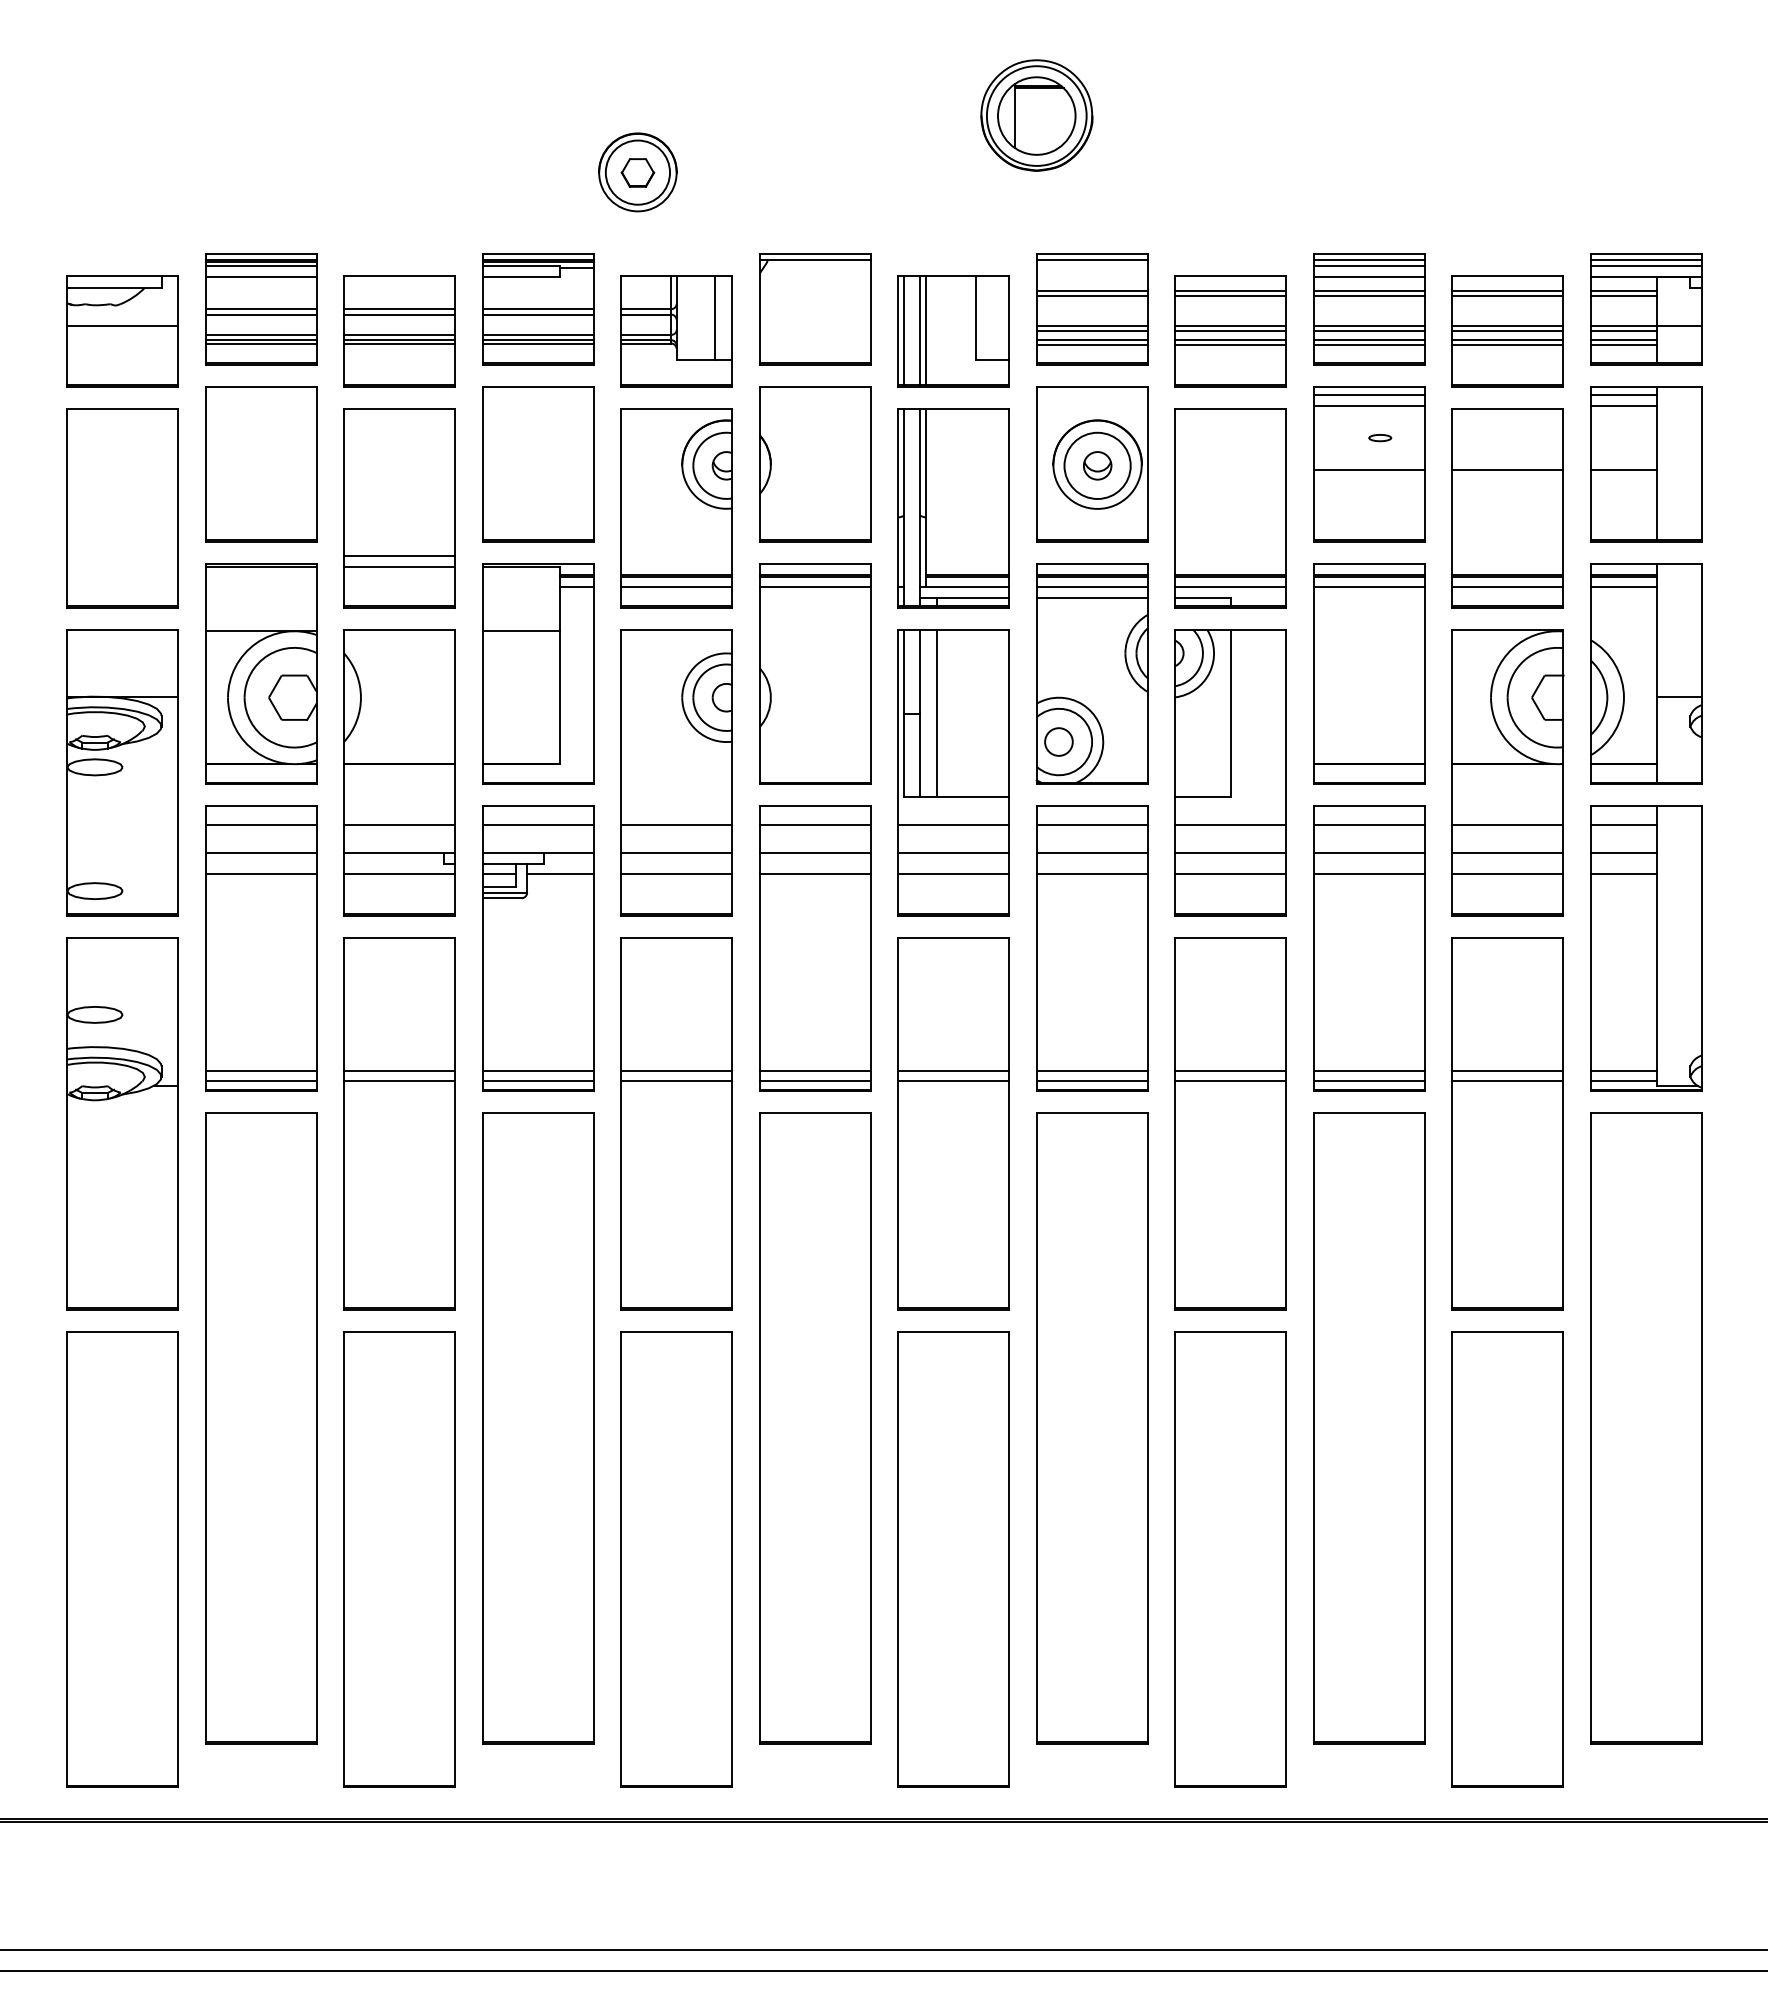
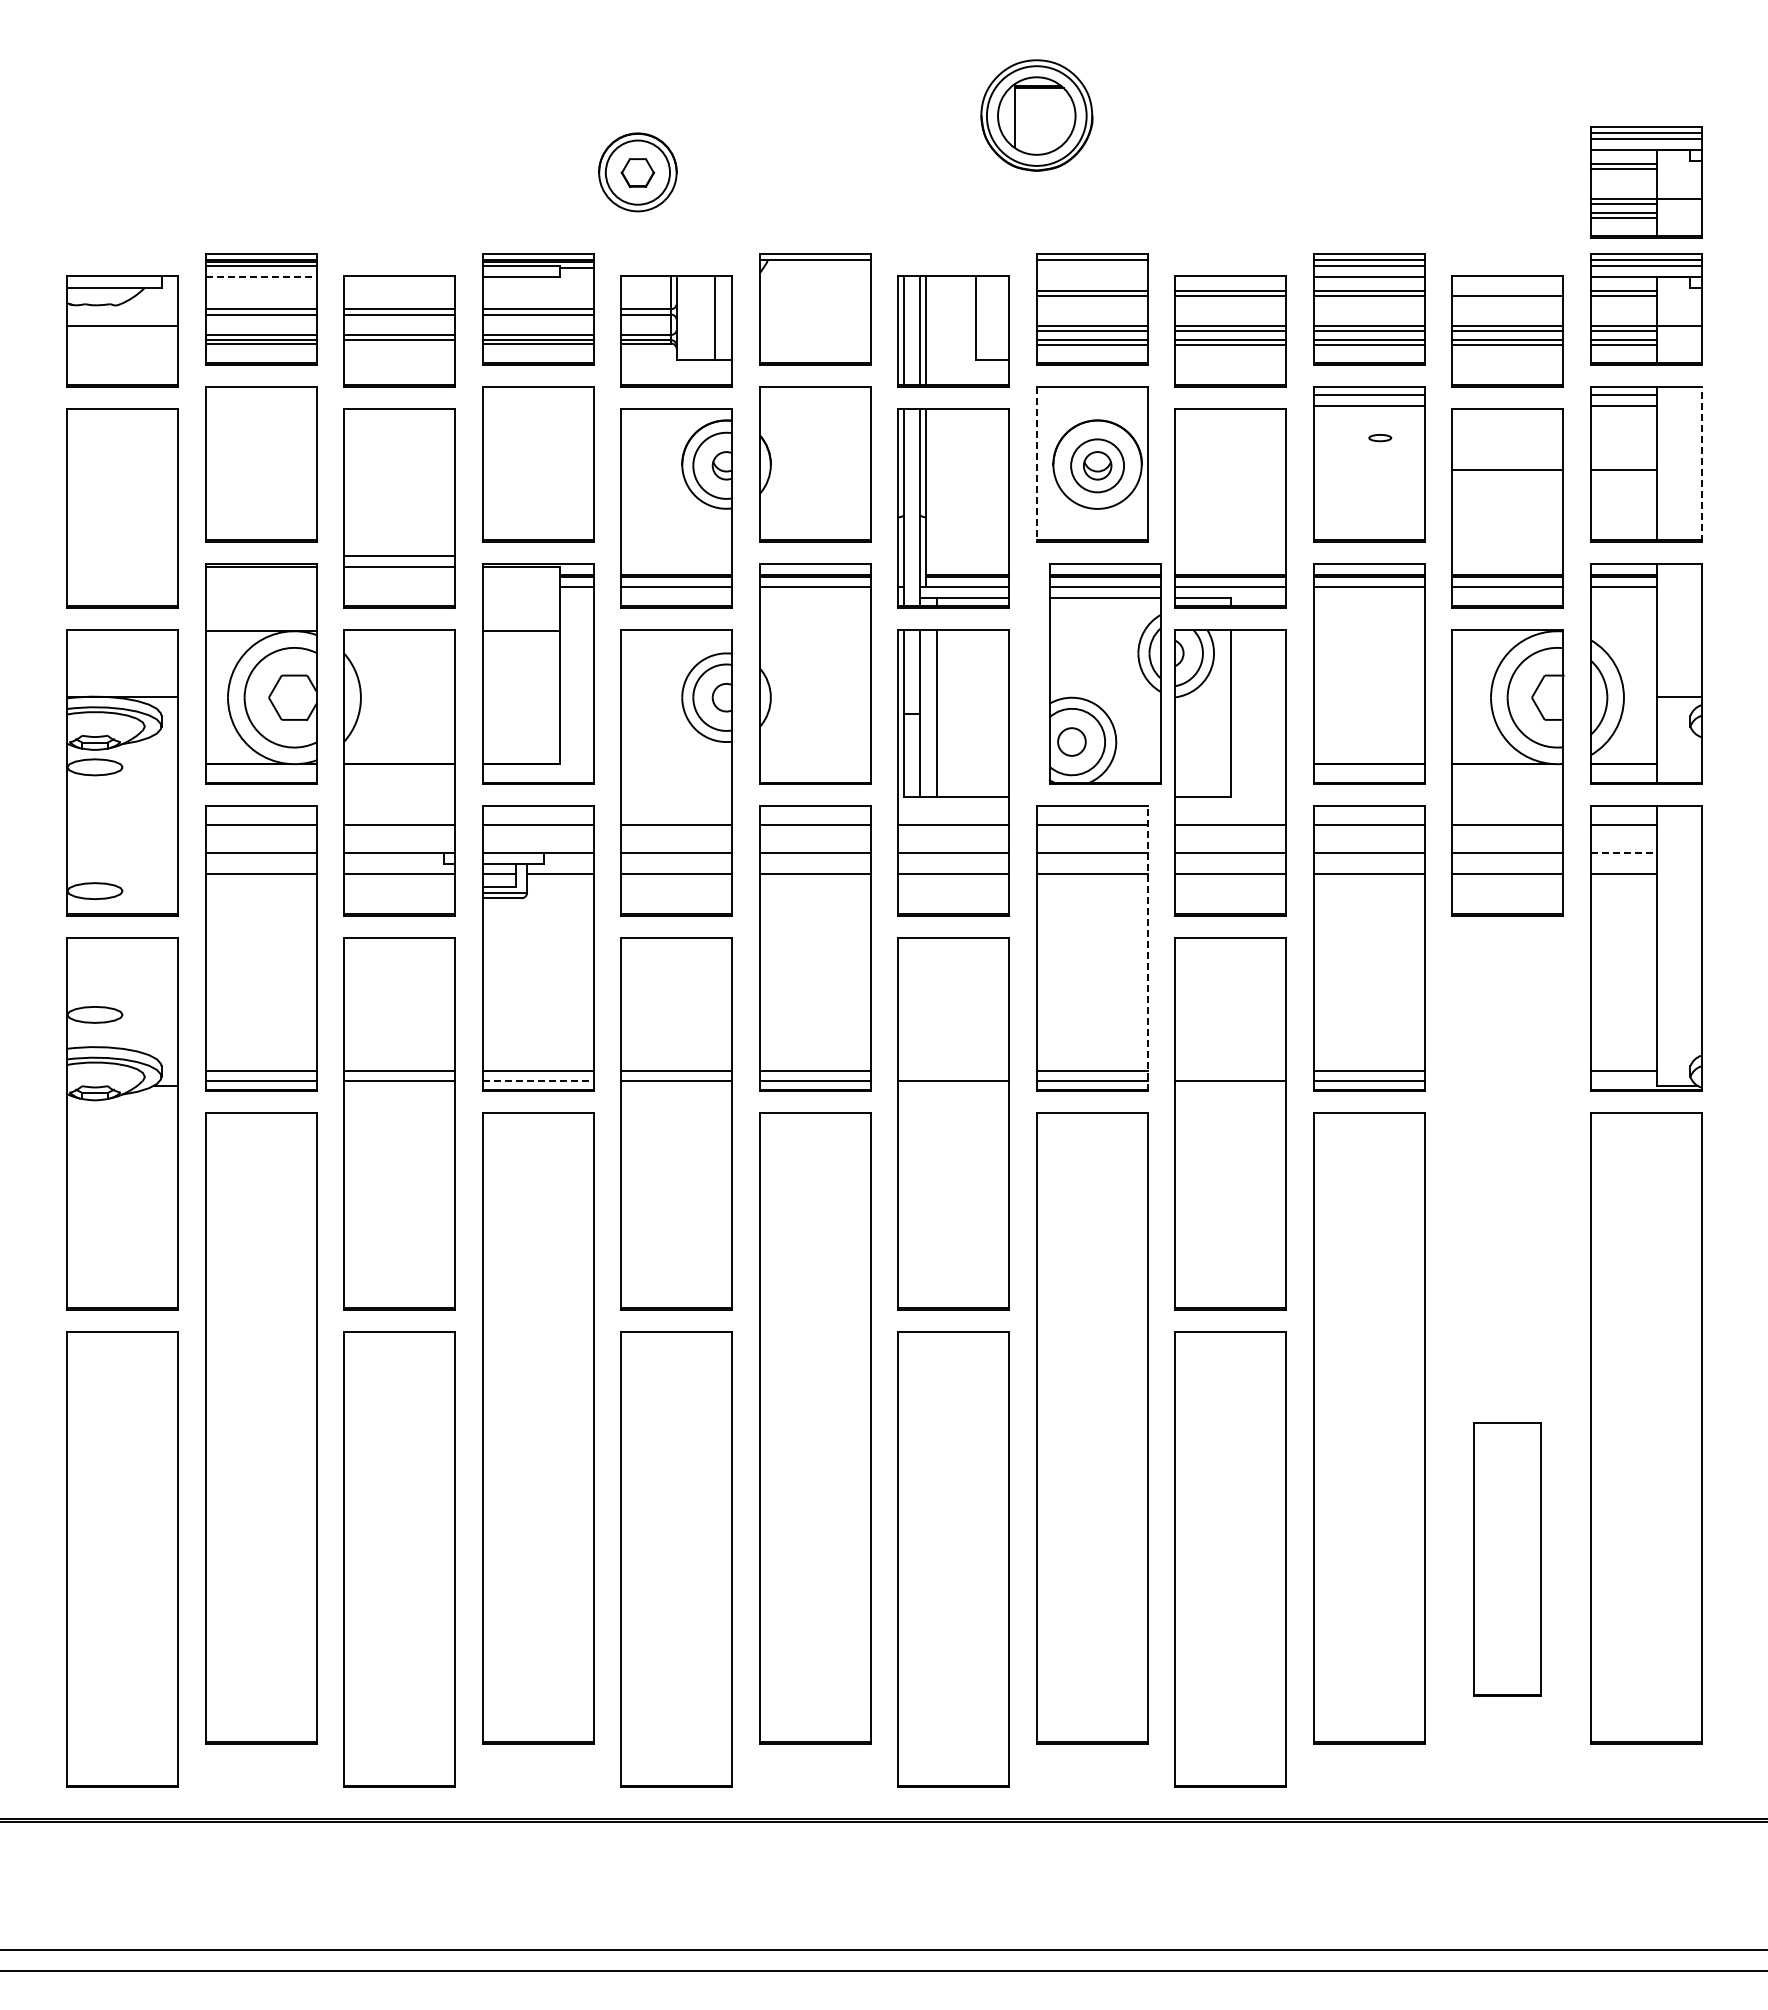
part: none -> present (1646, 182)
line: solid -> dashed (261, 276)
line: present -> none (1507, 290)
line: present -> none (399, 343)
line: solid -> dashed (1701, 463)
line: solid -> dashed (1036, 464)
circle diameter: 66 px -> 53 px (1097, 465)
line: present -> none (1368, 470)
part position: (1091, 673) -> (1104, 673) (1104, 673)
line: solid -> dashed (1624, 852)
line: solid -> dashed (1147, 948)
line: present -> none (953, 1070)
line: present -> none (1230, 1070)
line: solid -> dashed (538, 1080)
line: present -> none (1623, 1080)
part: present -> none (1507, 1123)
part size: 113x457 px -> 69x275 px (1507, 1559)
